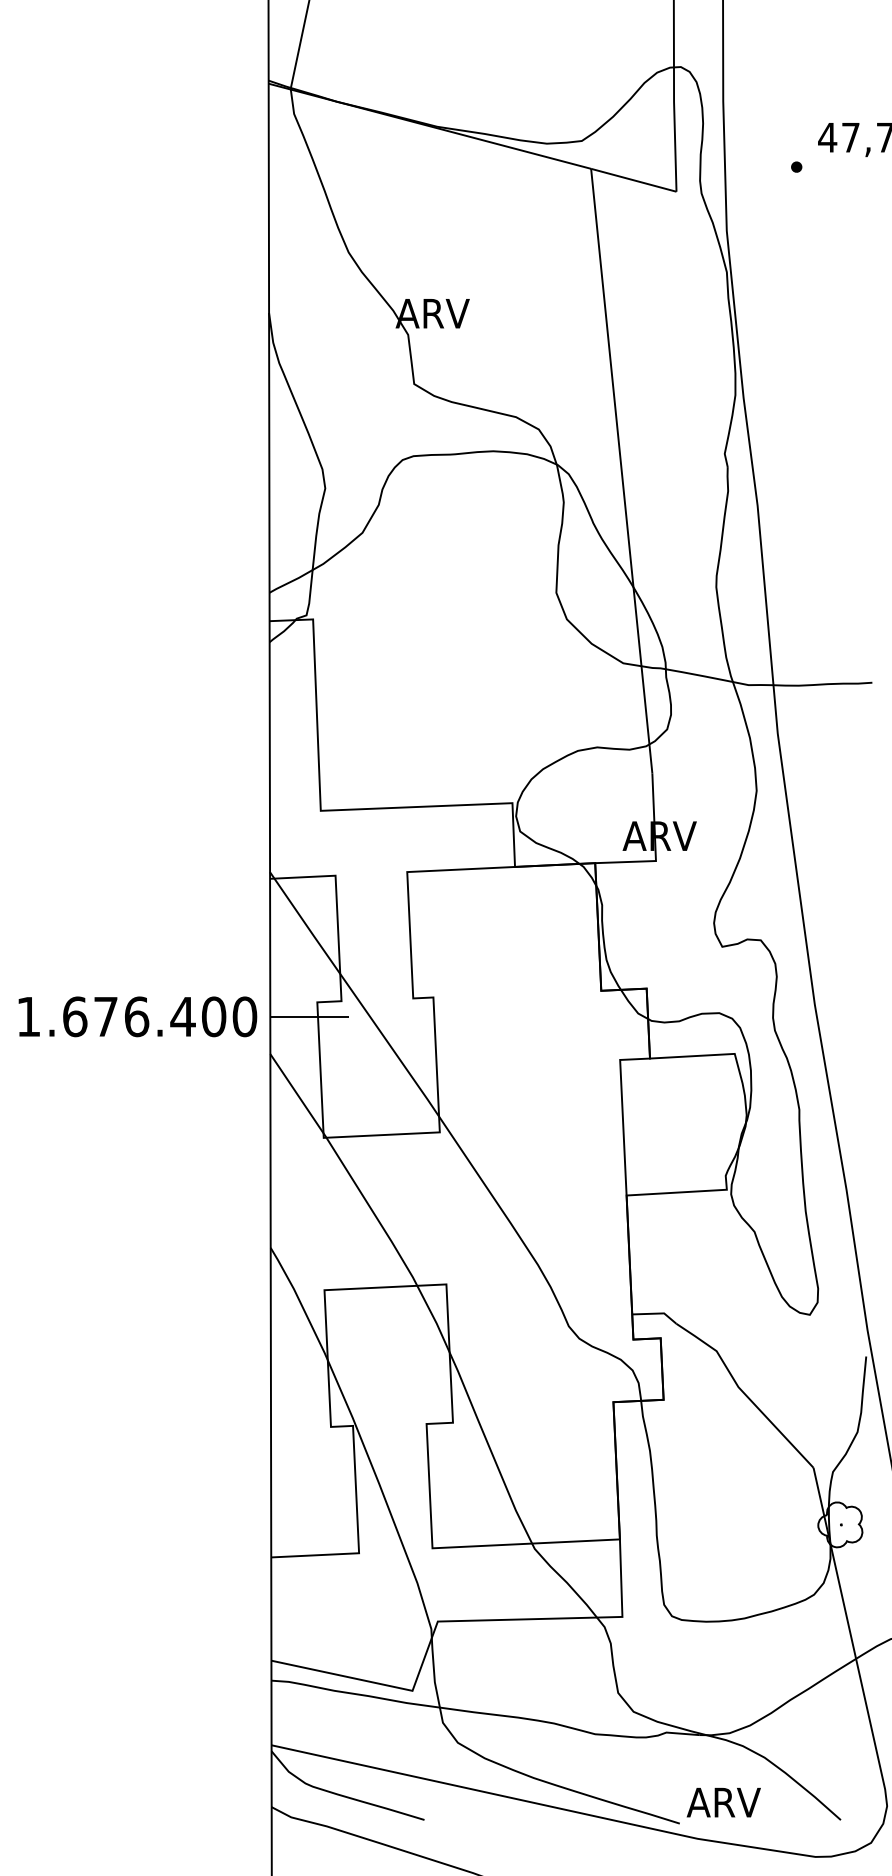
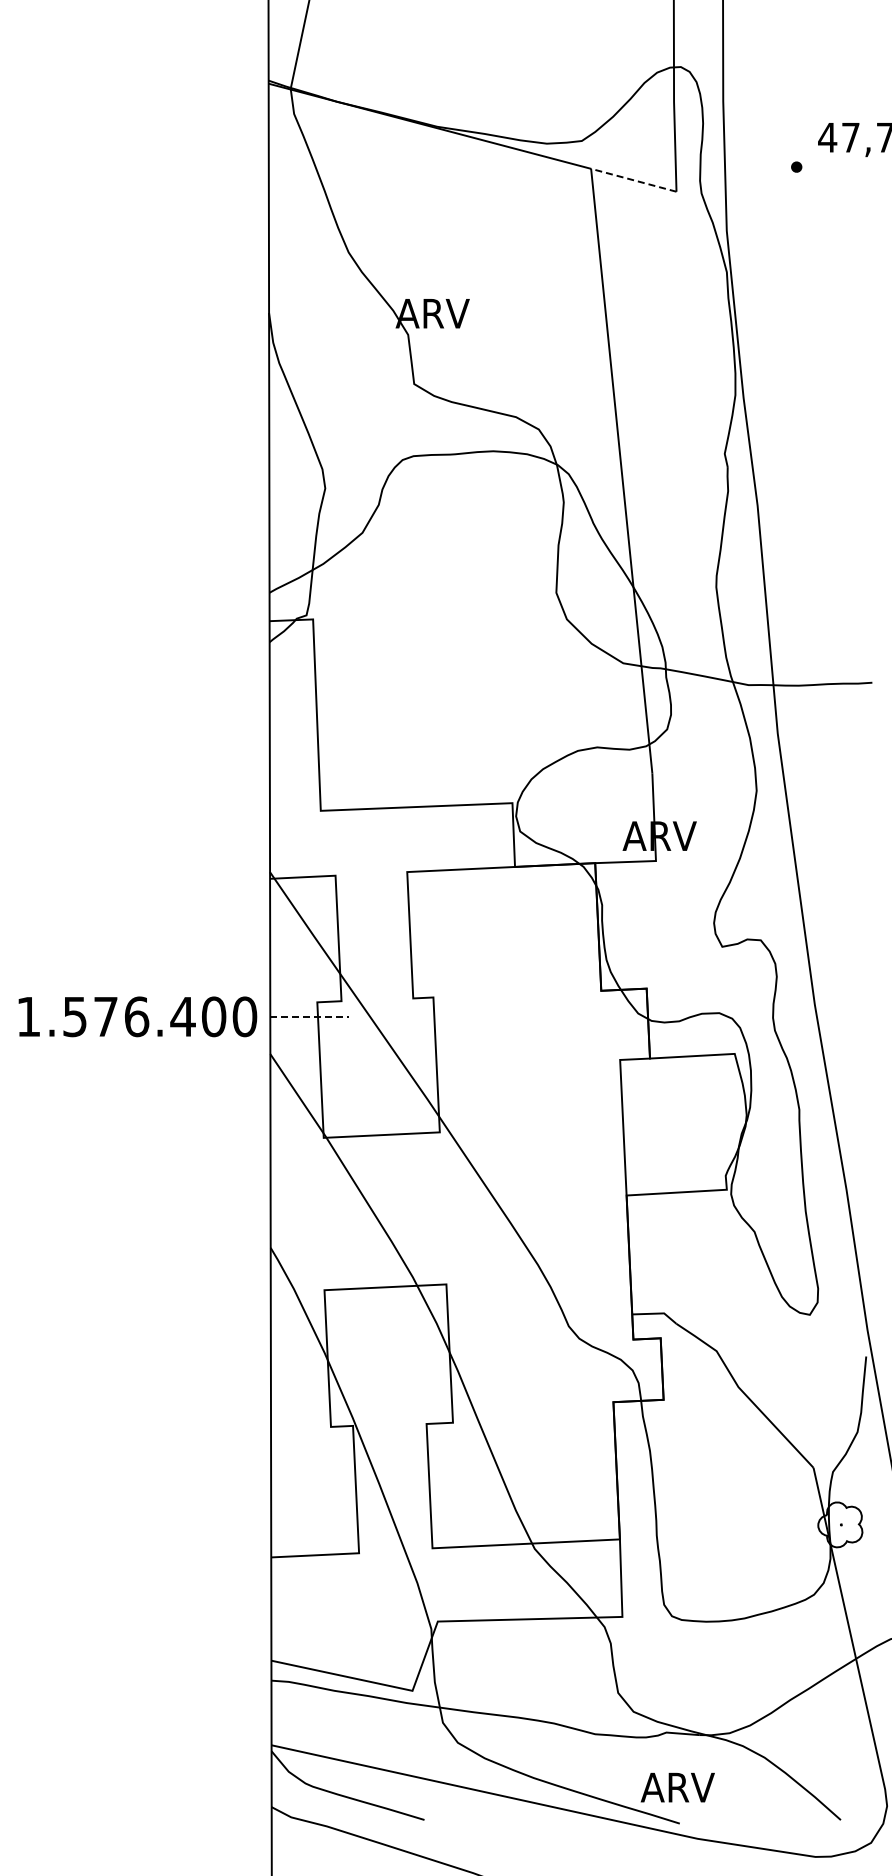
line: solid -> dashed (633, 180)
text: 1.676.400 -> 1.576.400 (75, 1016)
line: solid -> dashed (310, 1016)
text position: (723, 1802) -> (677, 1787) (677, 1787)
